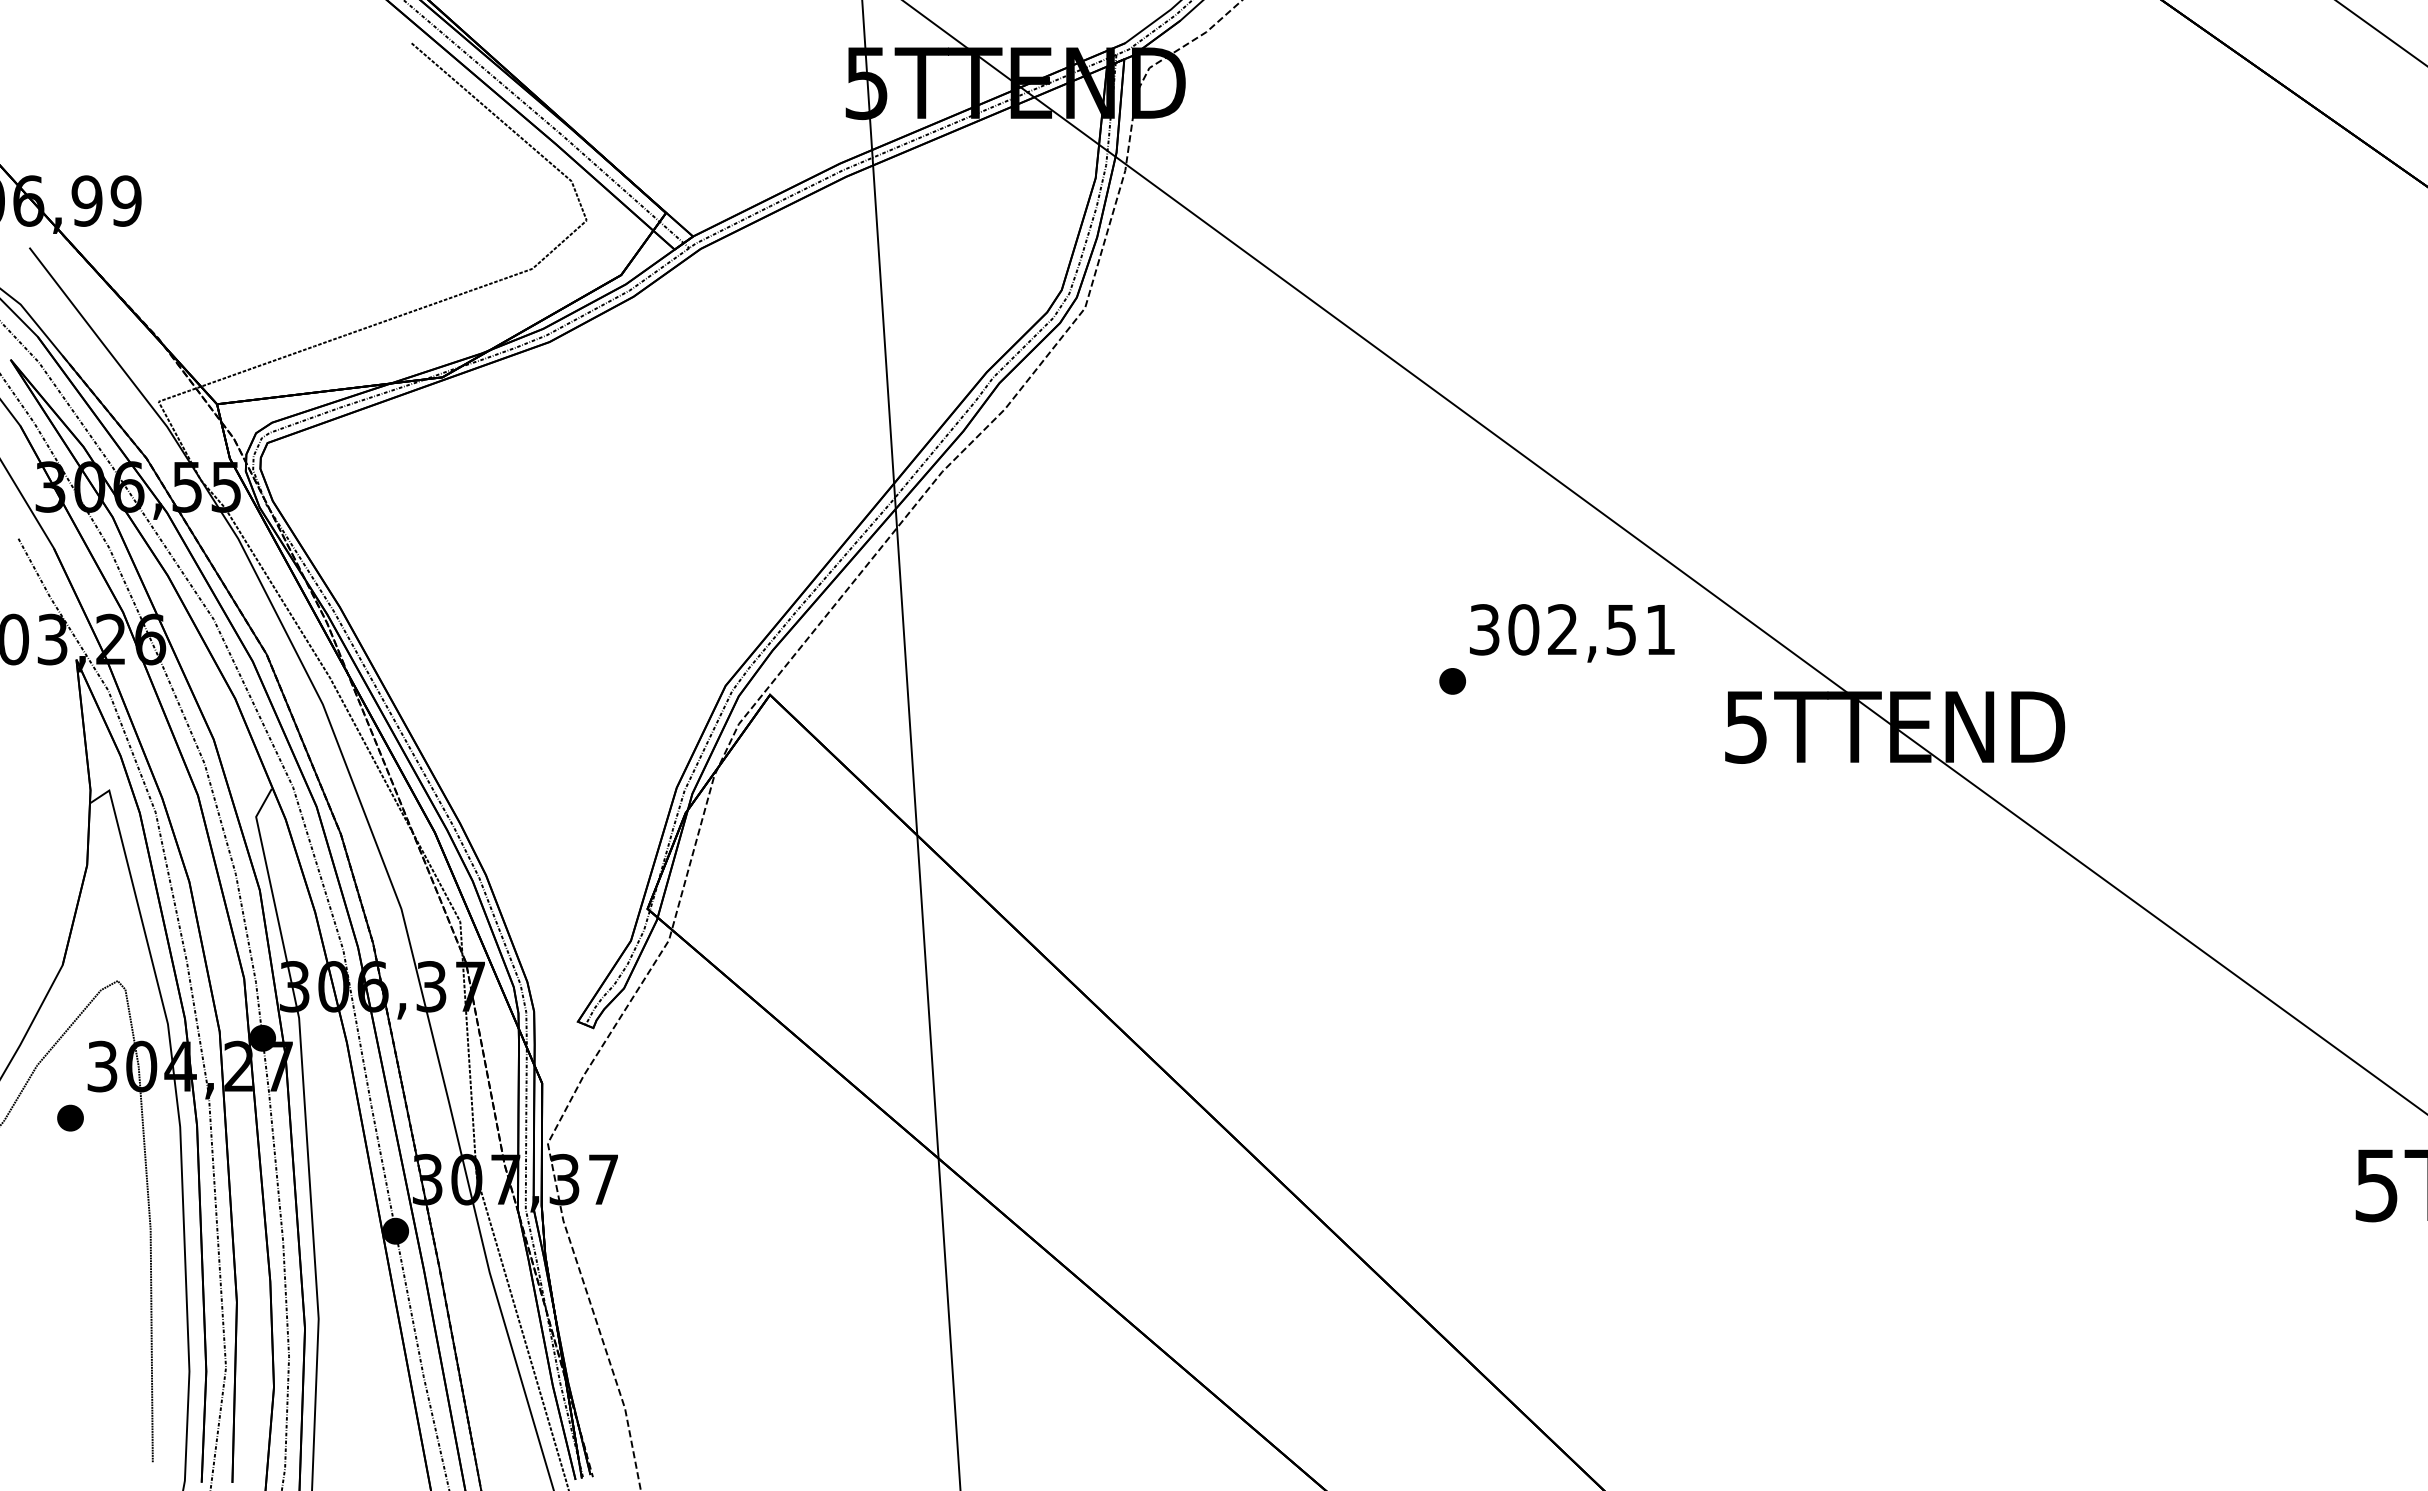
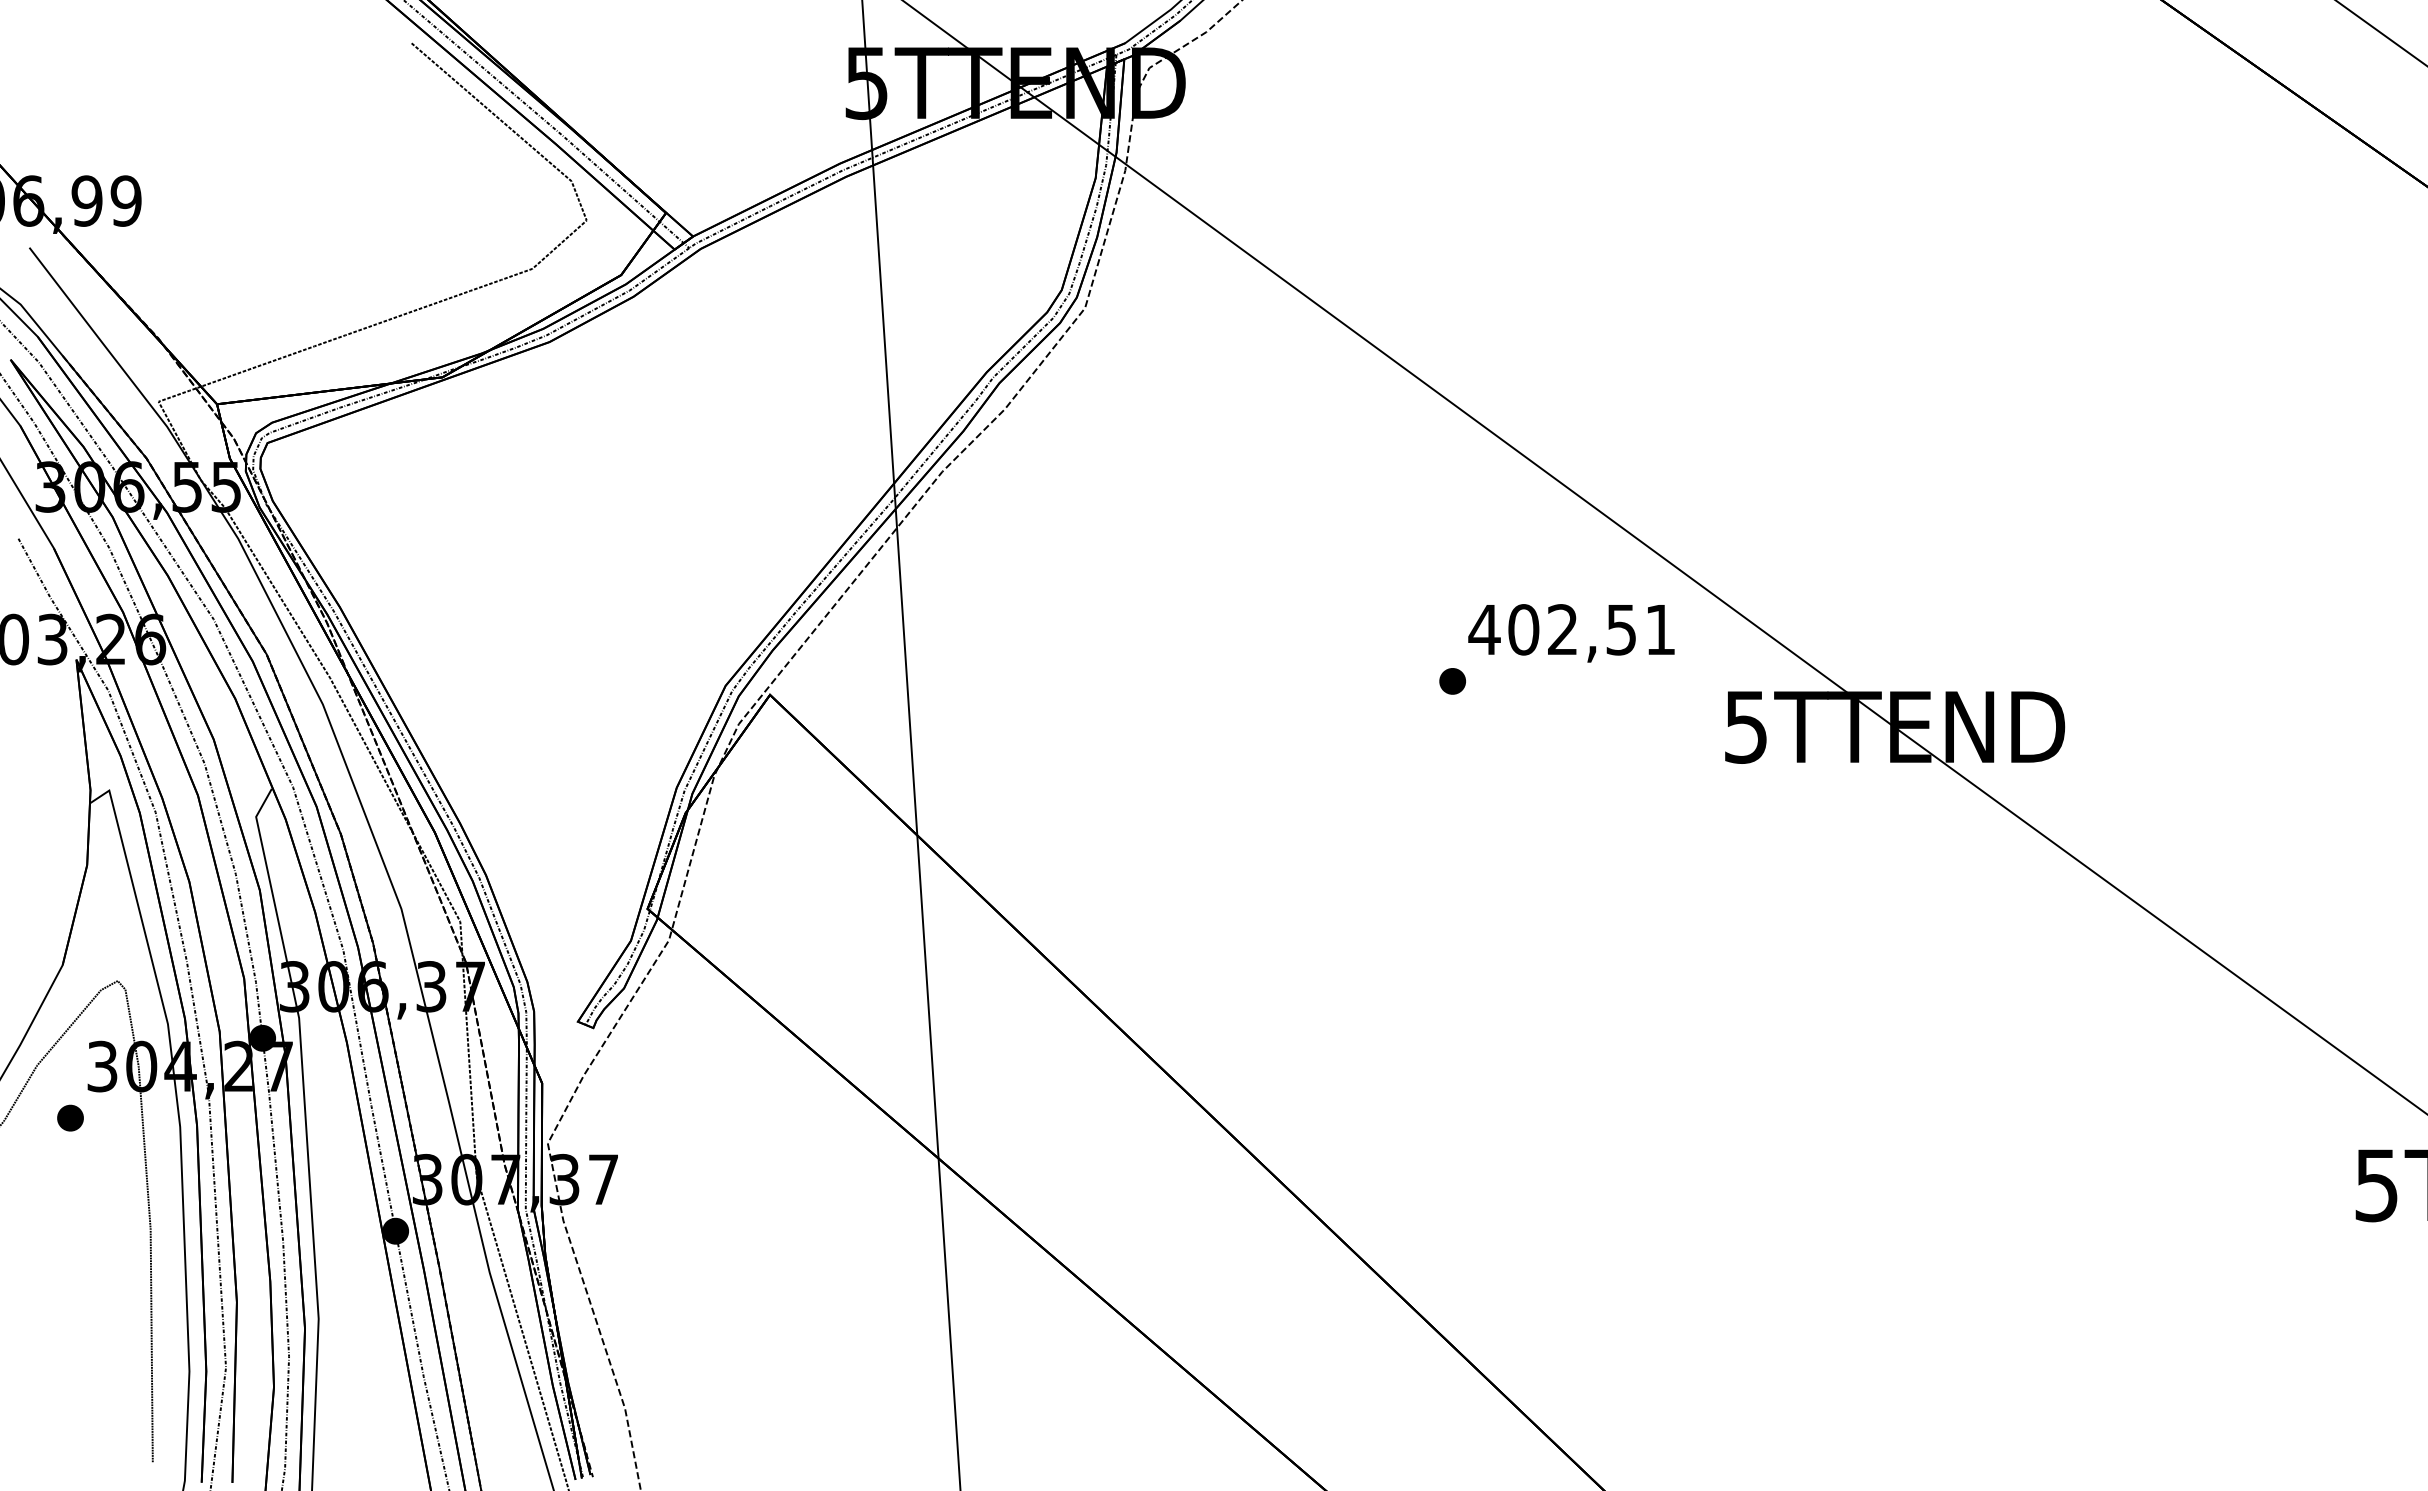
text: 302,51 -> 402,51 (1484, 629)
